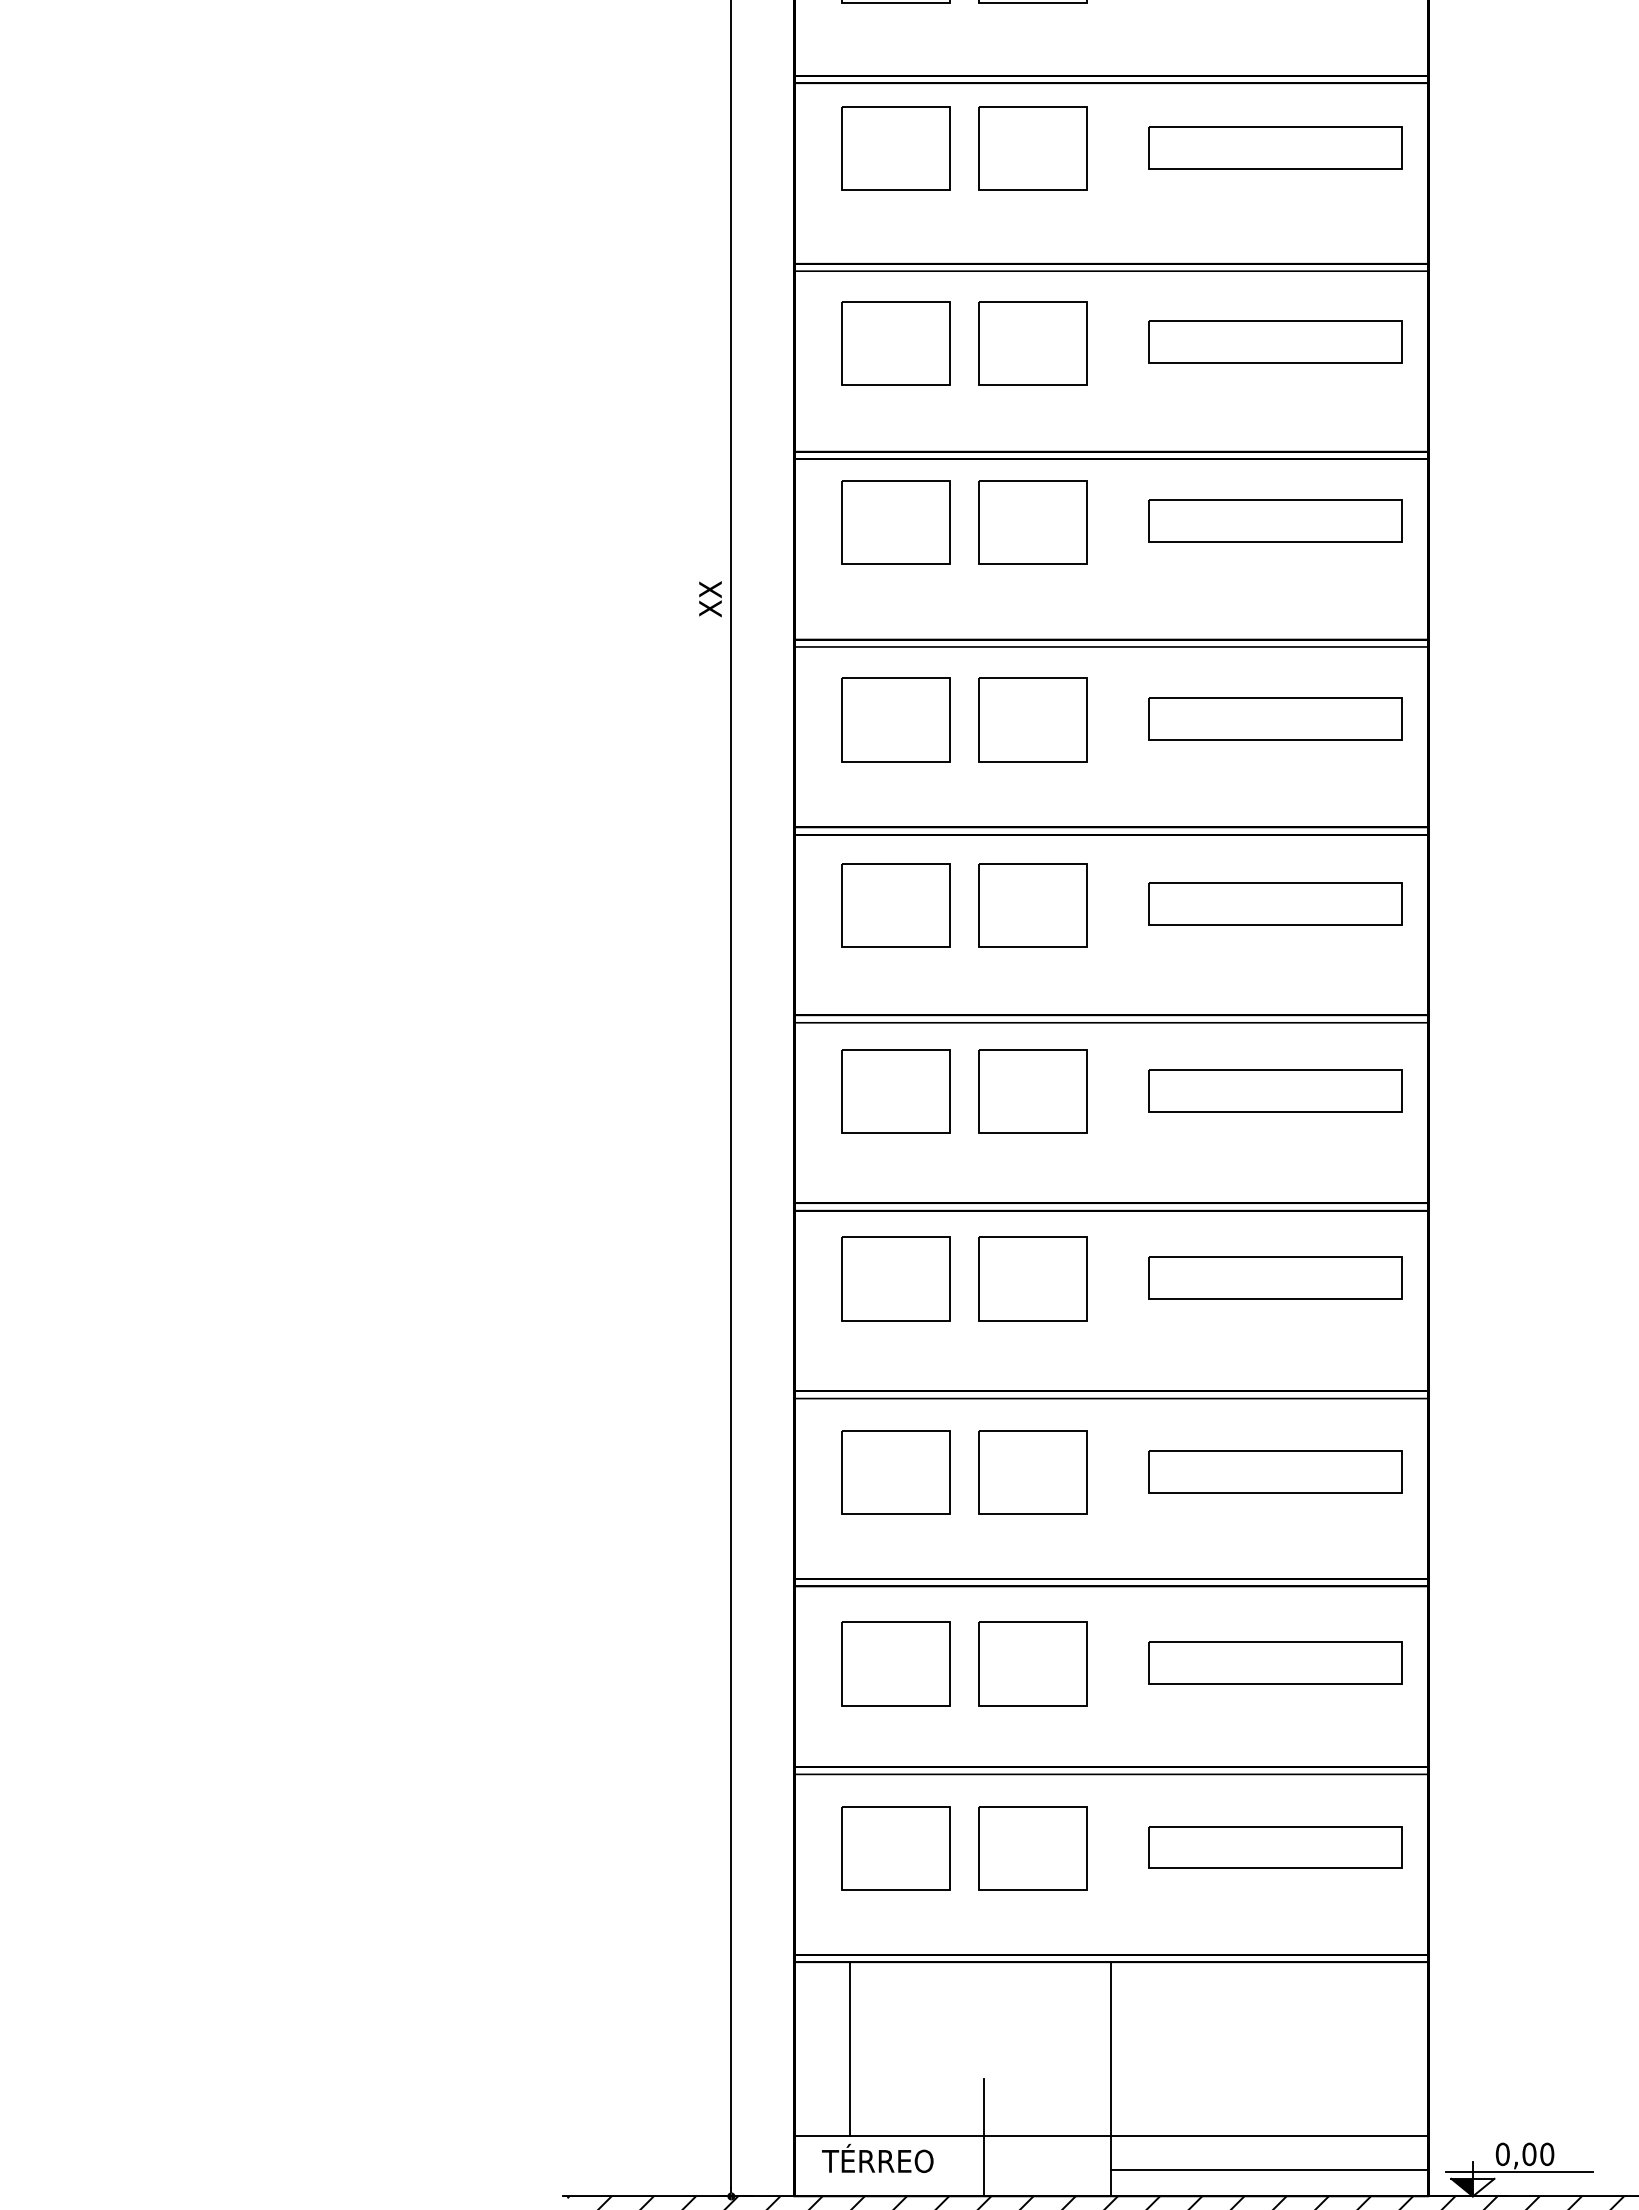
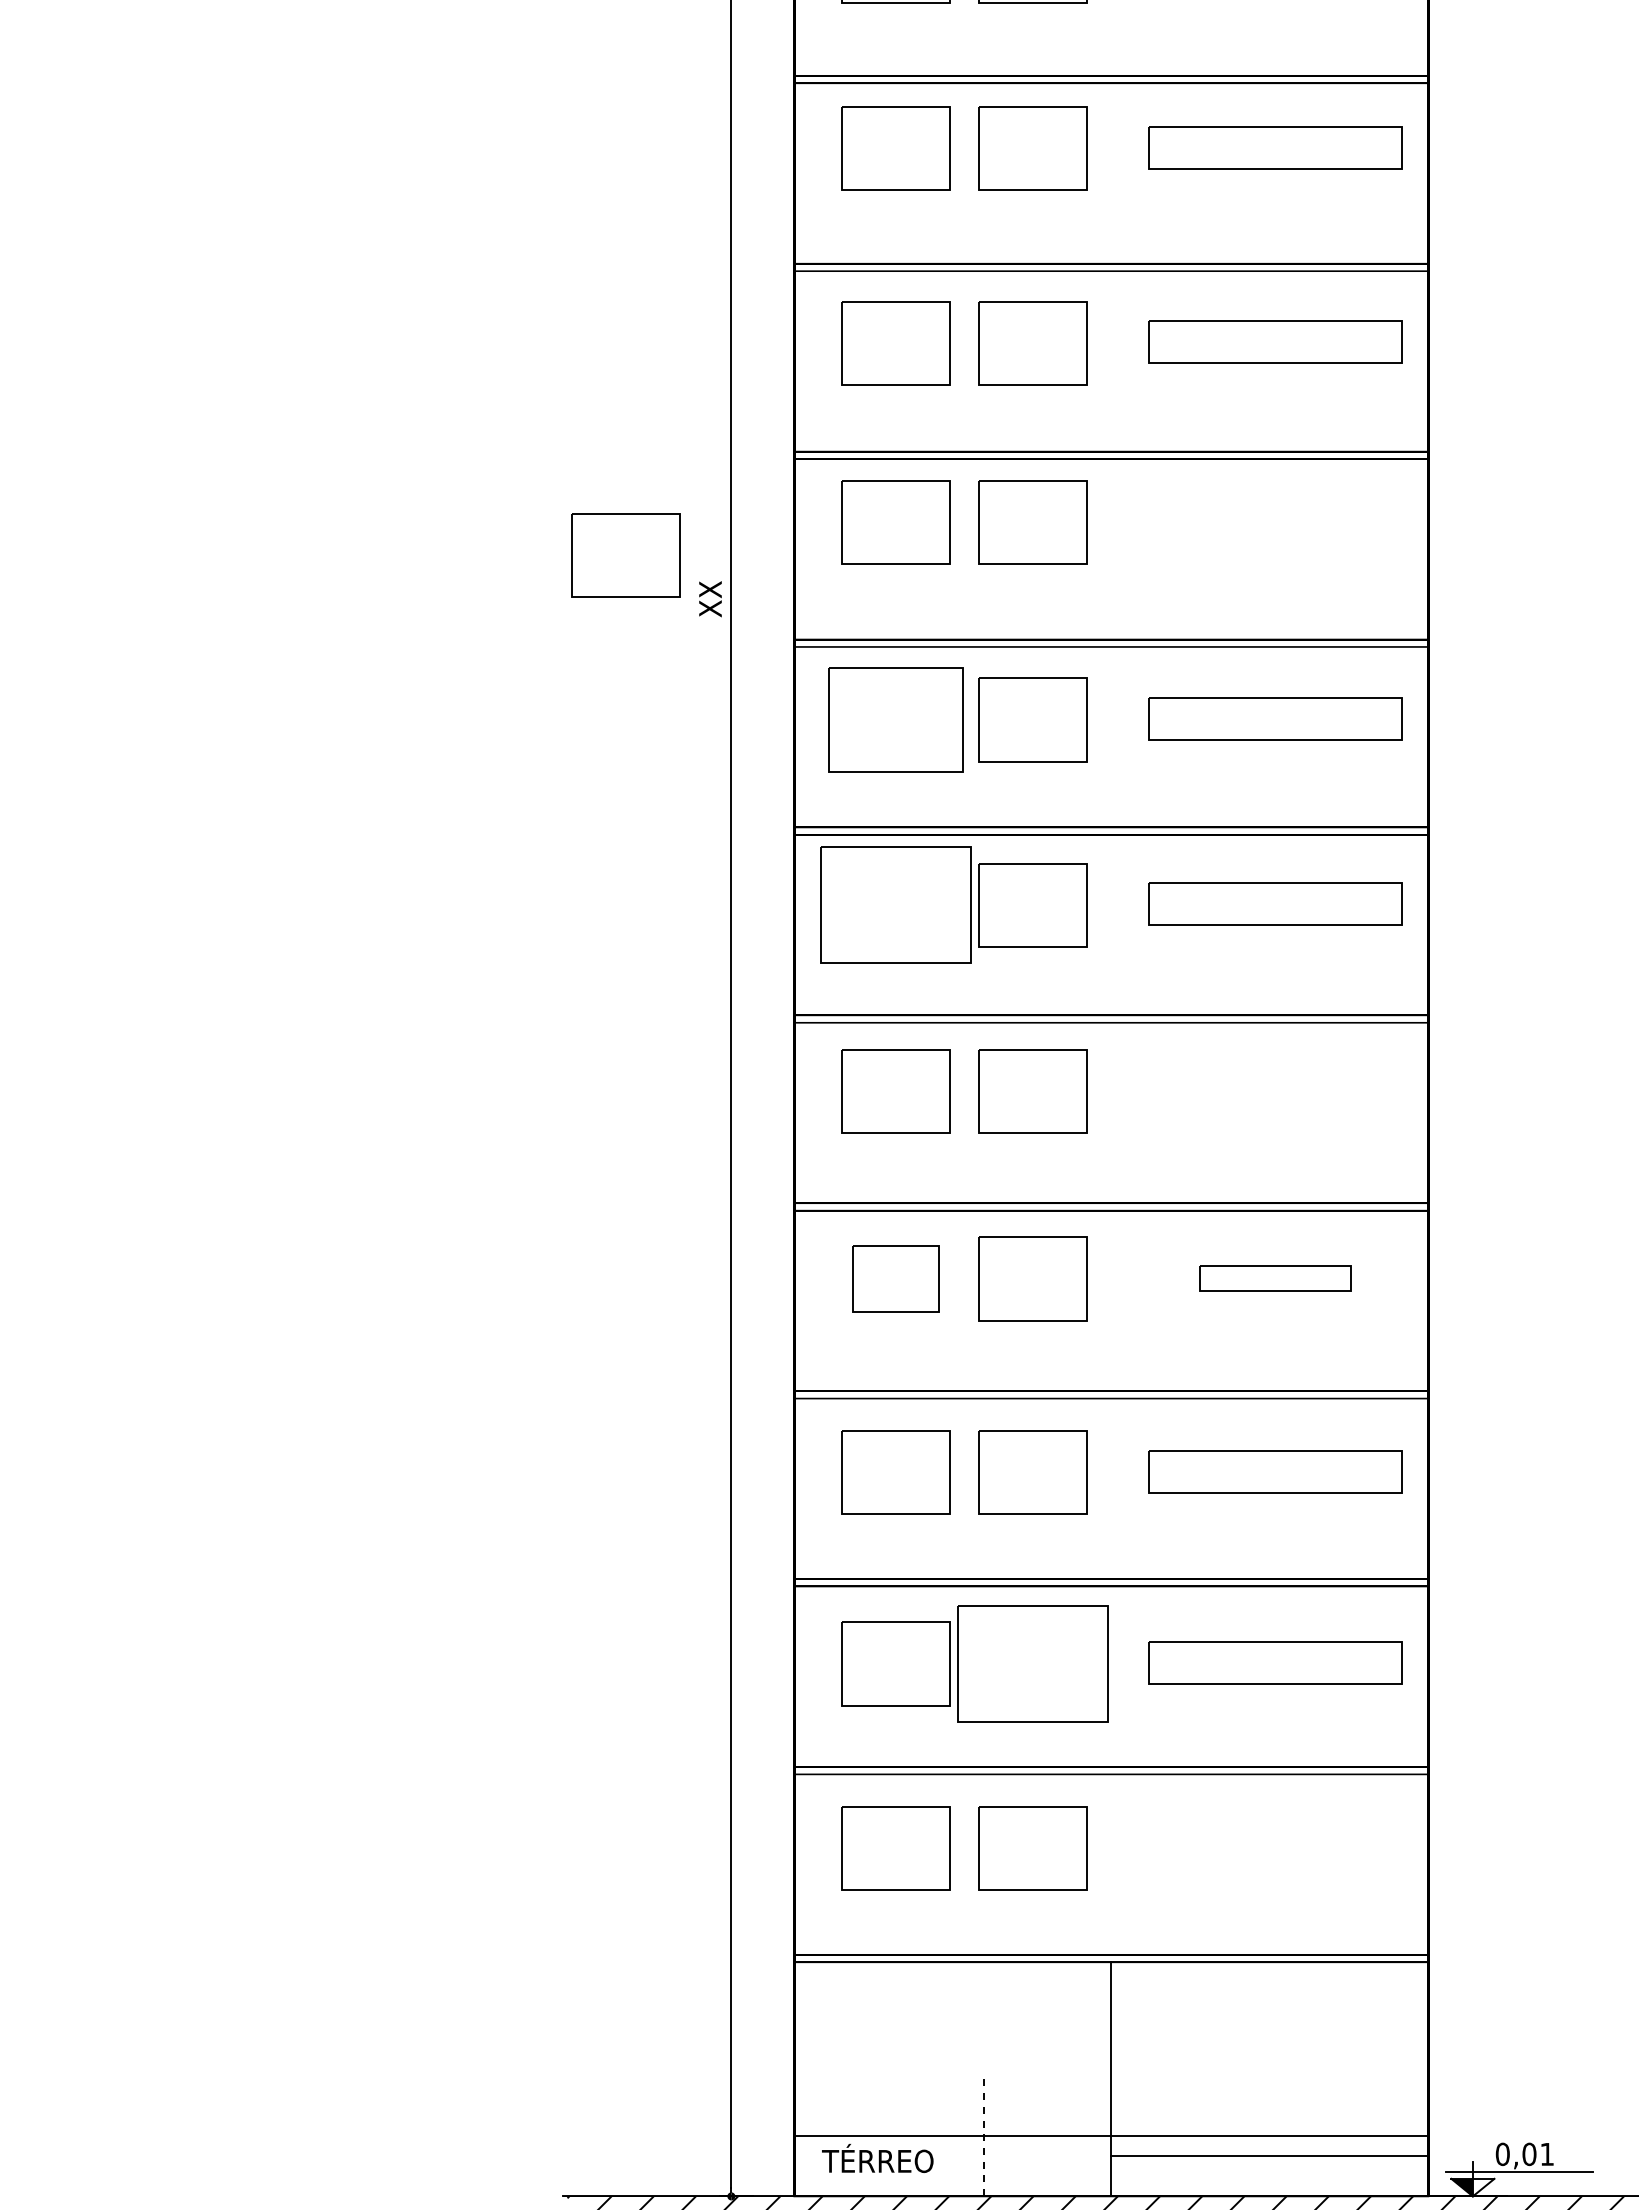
part: present -> none (1275, 520)
part: none -> present (625, 555)
part size: 110x86 px -> 136x106 px (895, 719)
part size: 110x85 px -> 152x118 px (895, 904)
part: present -> none (1275, 1090)
part size: 255x44 px -> 153x27 px (1275, 1278)
part size: 110x86 px -> 88x68 px (895, 1278)
part size: 110x86 px -> 152x118 px (1032, 1663)
part: present -> none (1275, 1847)
line: present -> none (849, 2049)
line: solid -> dashed (983, 2137)
text: 0,00 -> 0,01 (1547, 2154)
line position: (1269, 2169) -> (1269, 2155) (1269, 2155)
